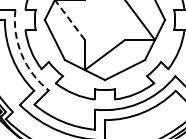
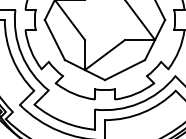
line: dashed -> solid (70, 20)
arc: dashed -> solid (21, 54)
